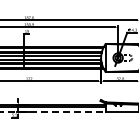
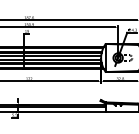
line: dashed -> solid (53, 111)
